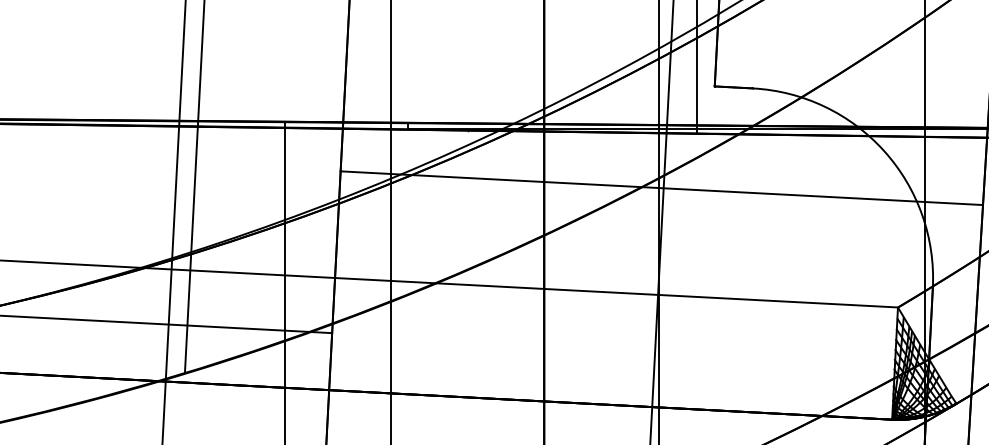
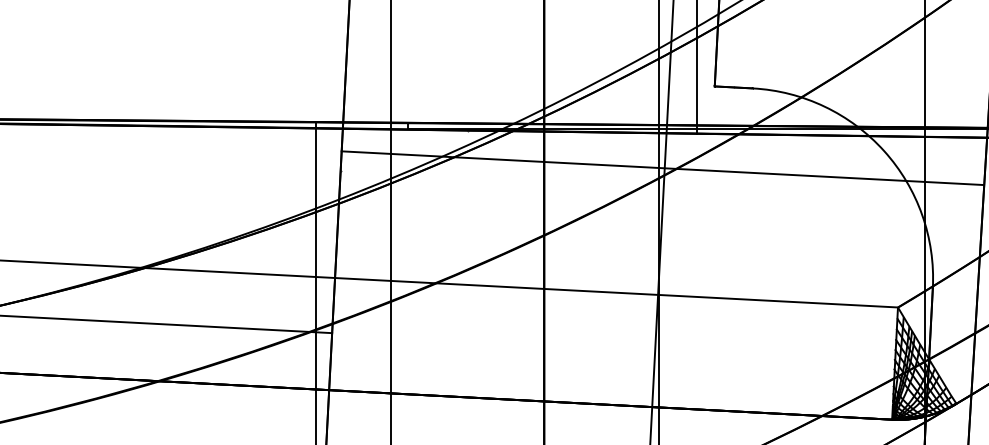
line: present -> none (194, 187)
line position: (661, 188) -> (662, 168) (662, 168)
line: present -> none (173, 221)
line position: (284, 281) -> (315, 281) (315, 281)
